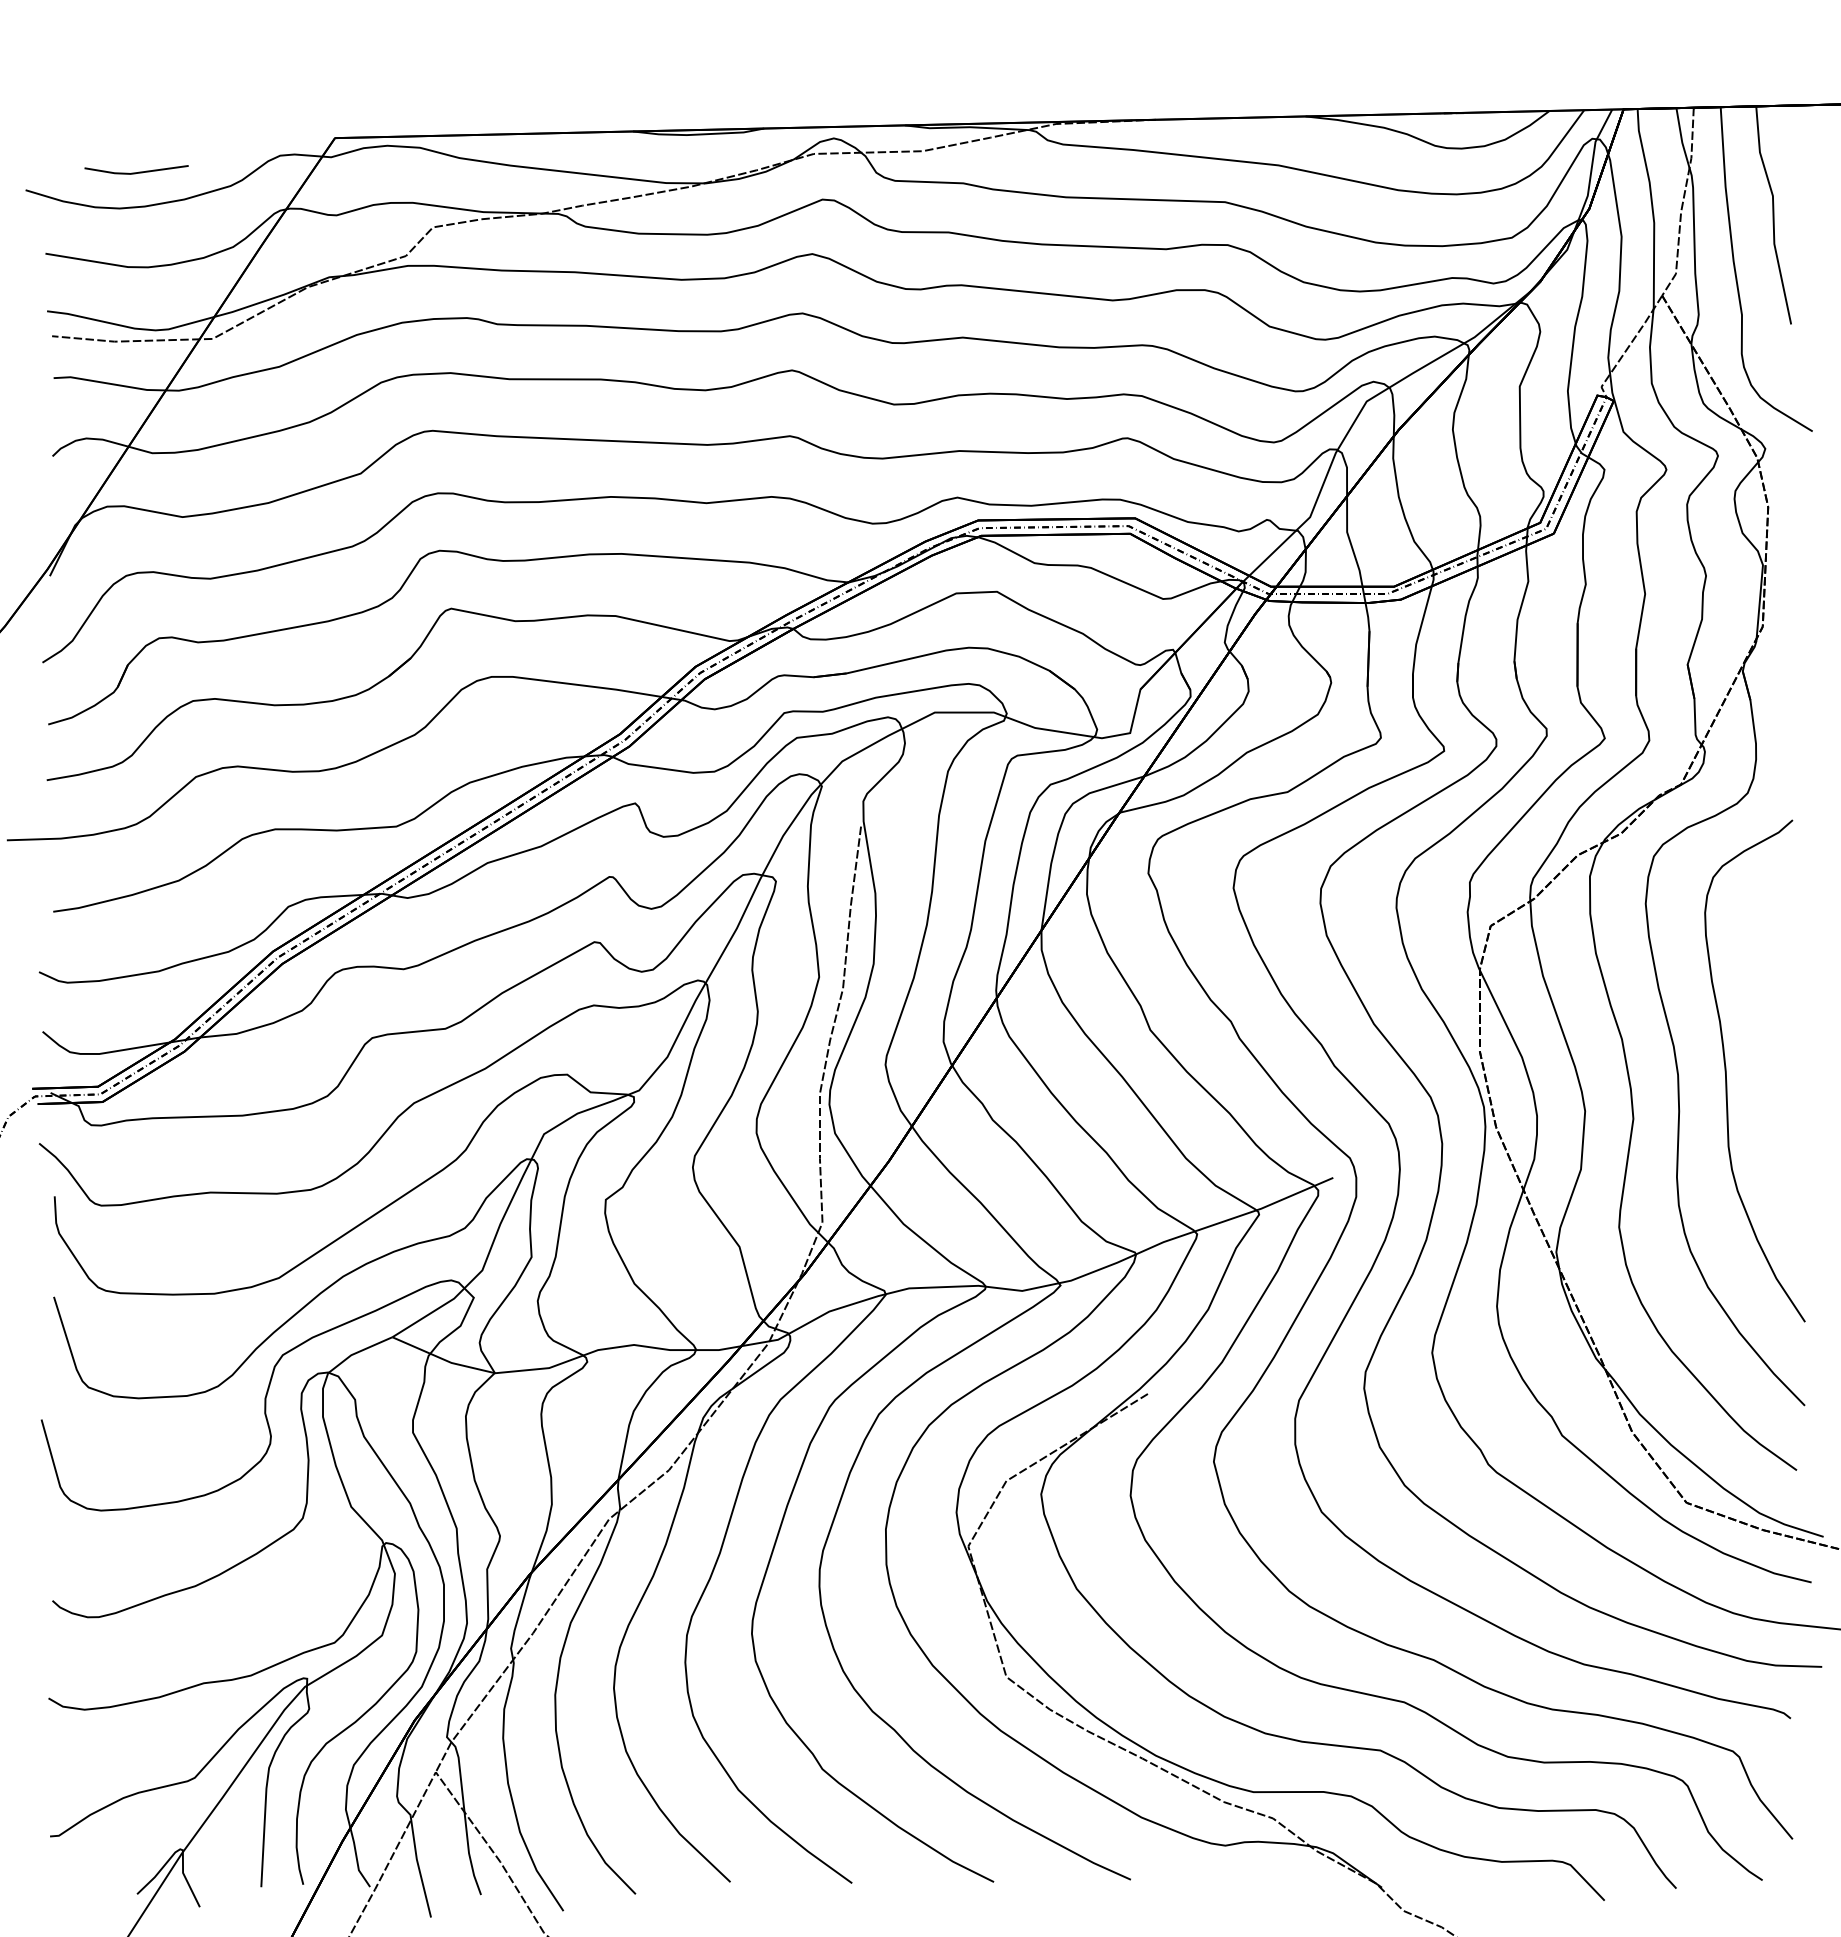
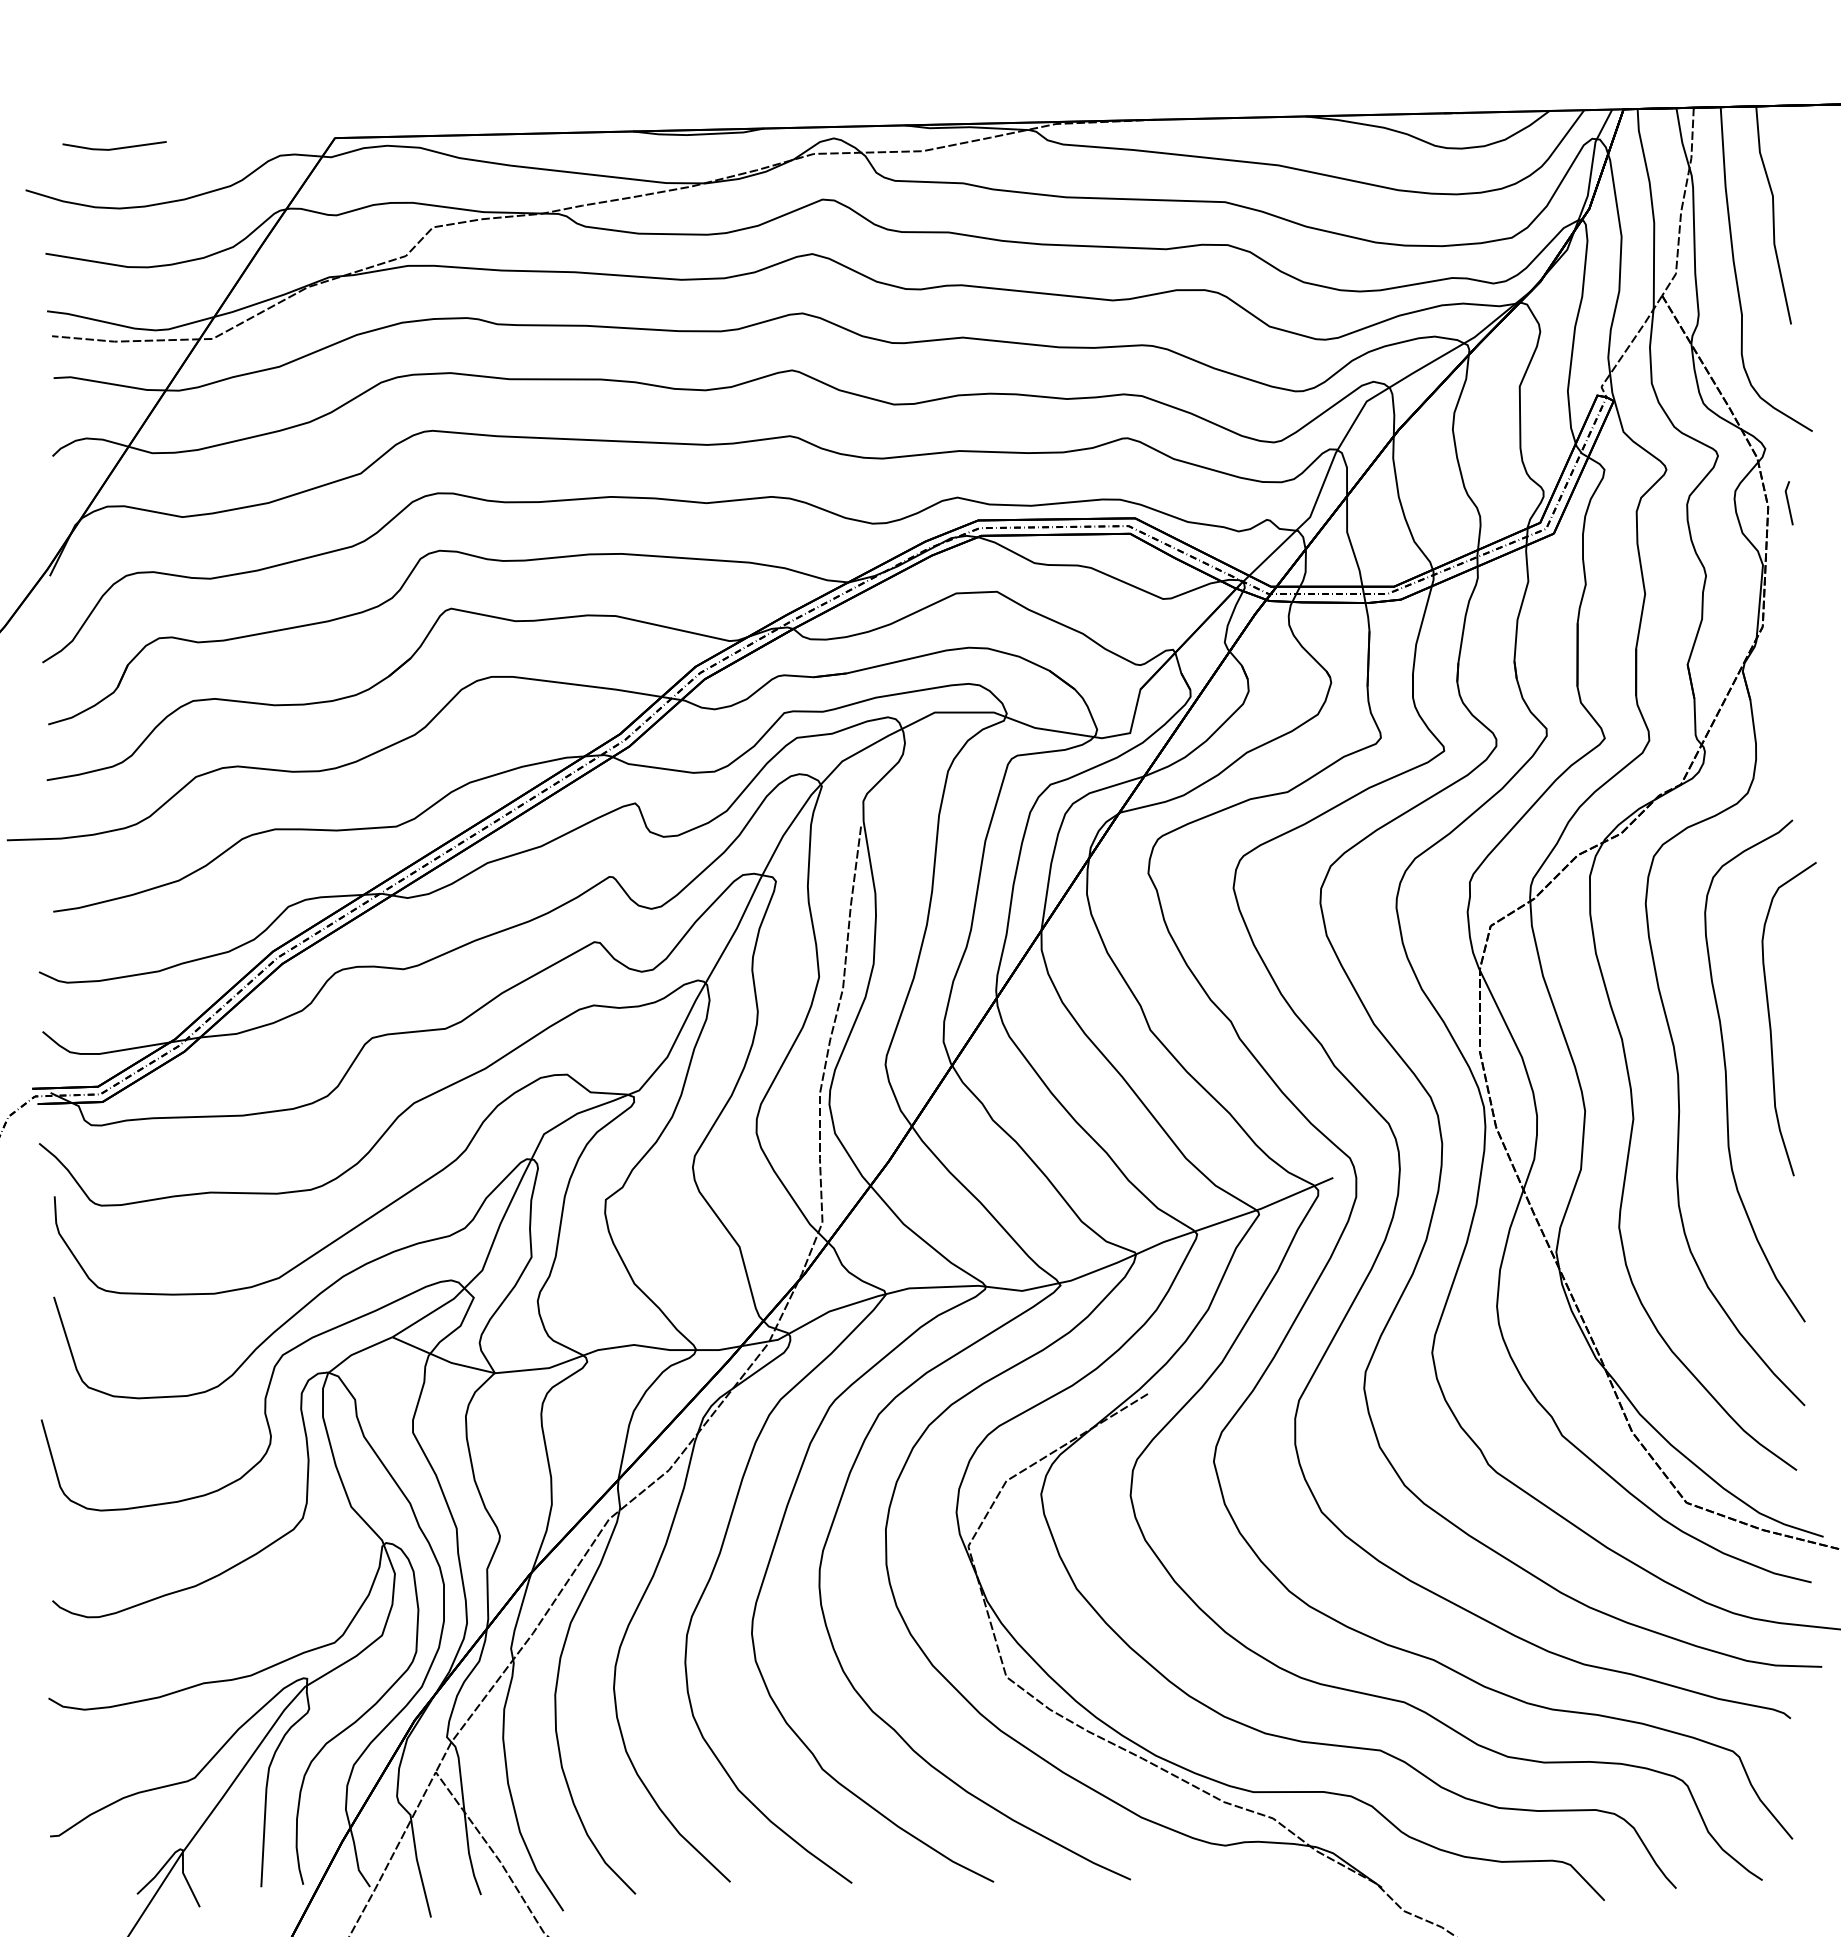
part position: (136, 169) -> (114, 145) (114, 145)
line: none -> present (1788, 503)
curve: none -> present (1770, 1019)
